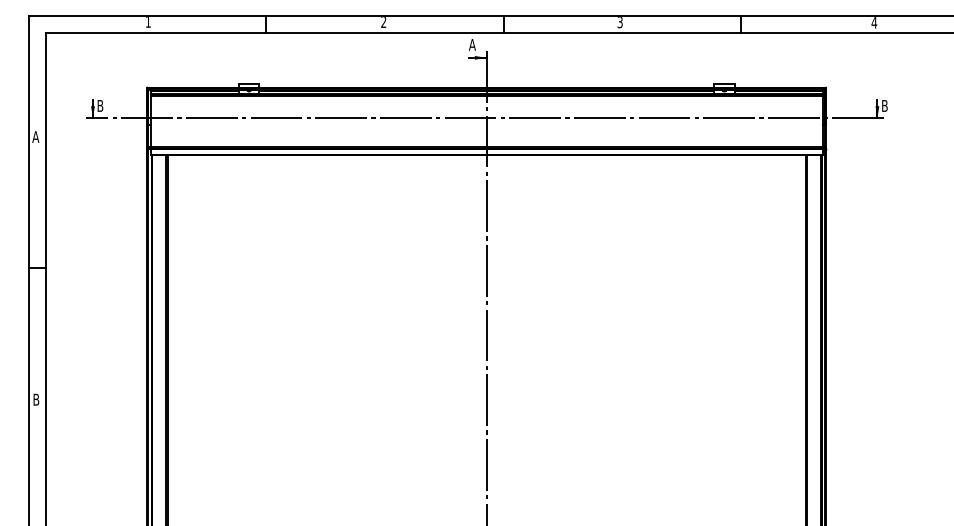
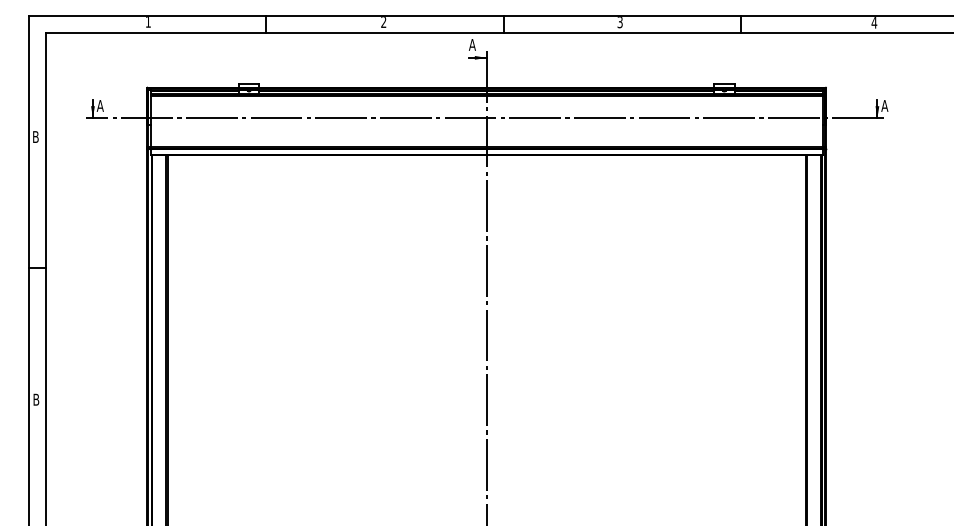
text: B -> A (99, 105)
text: B -> A (884, 105)
text: A -> B (35, 136)
